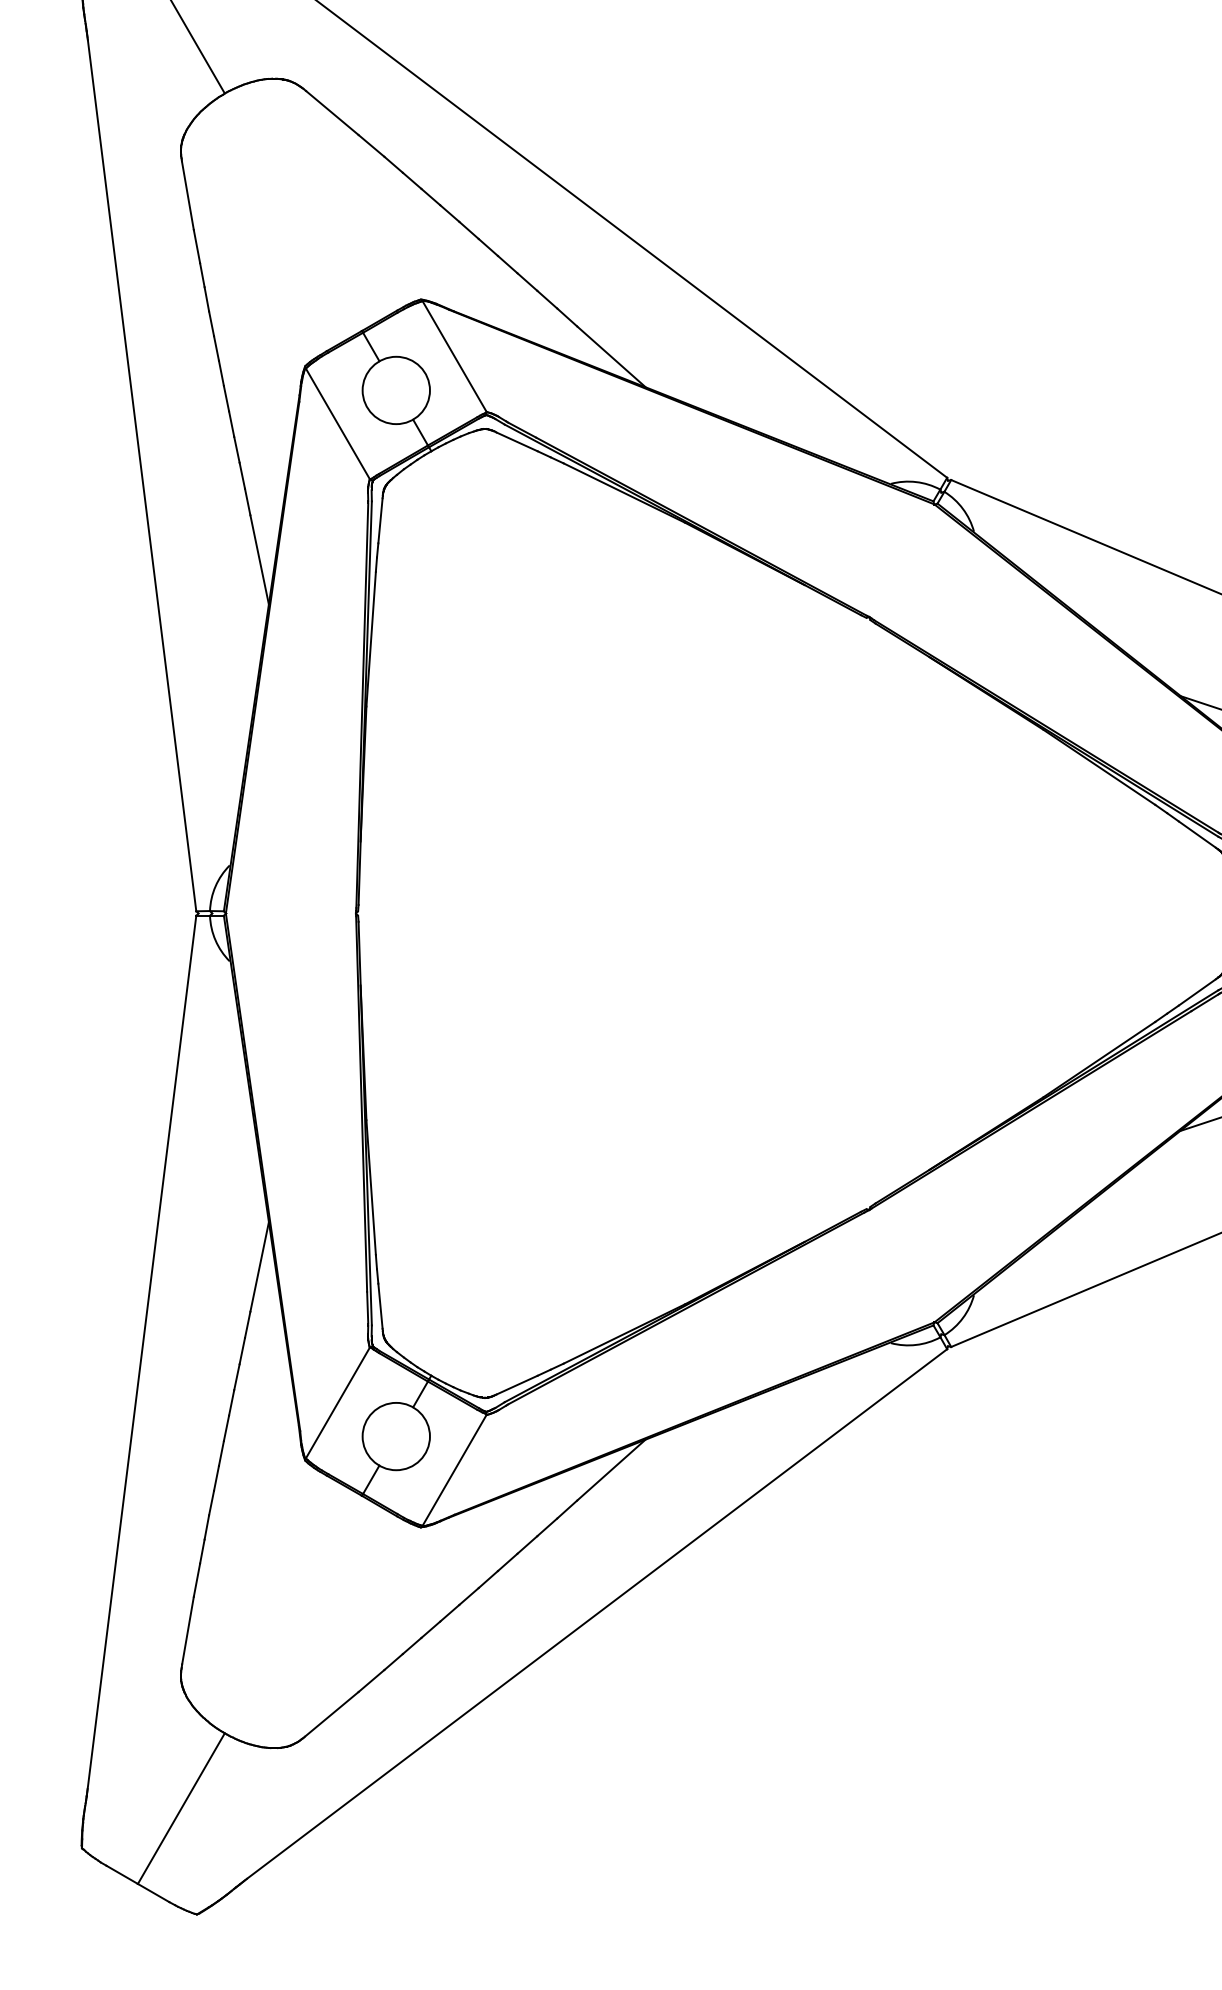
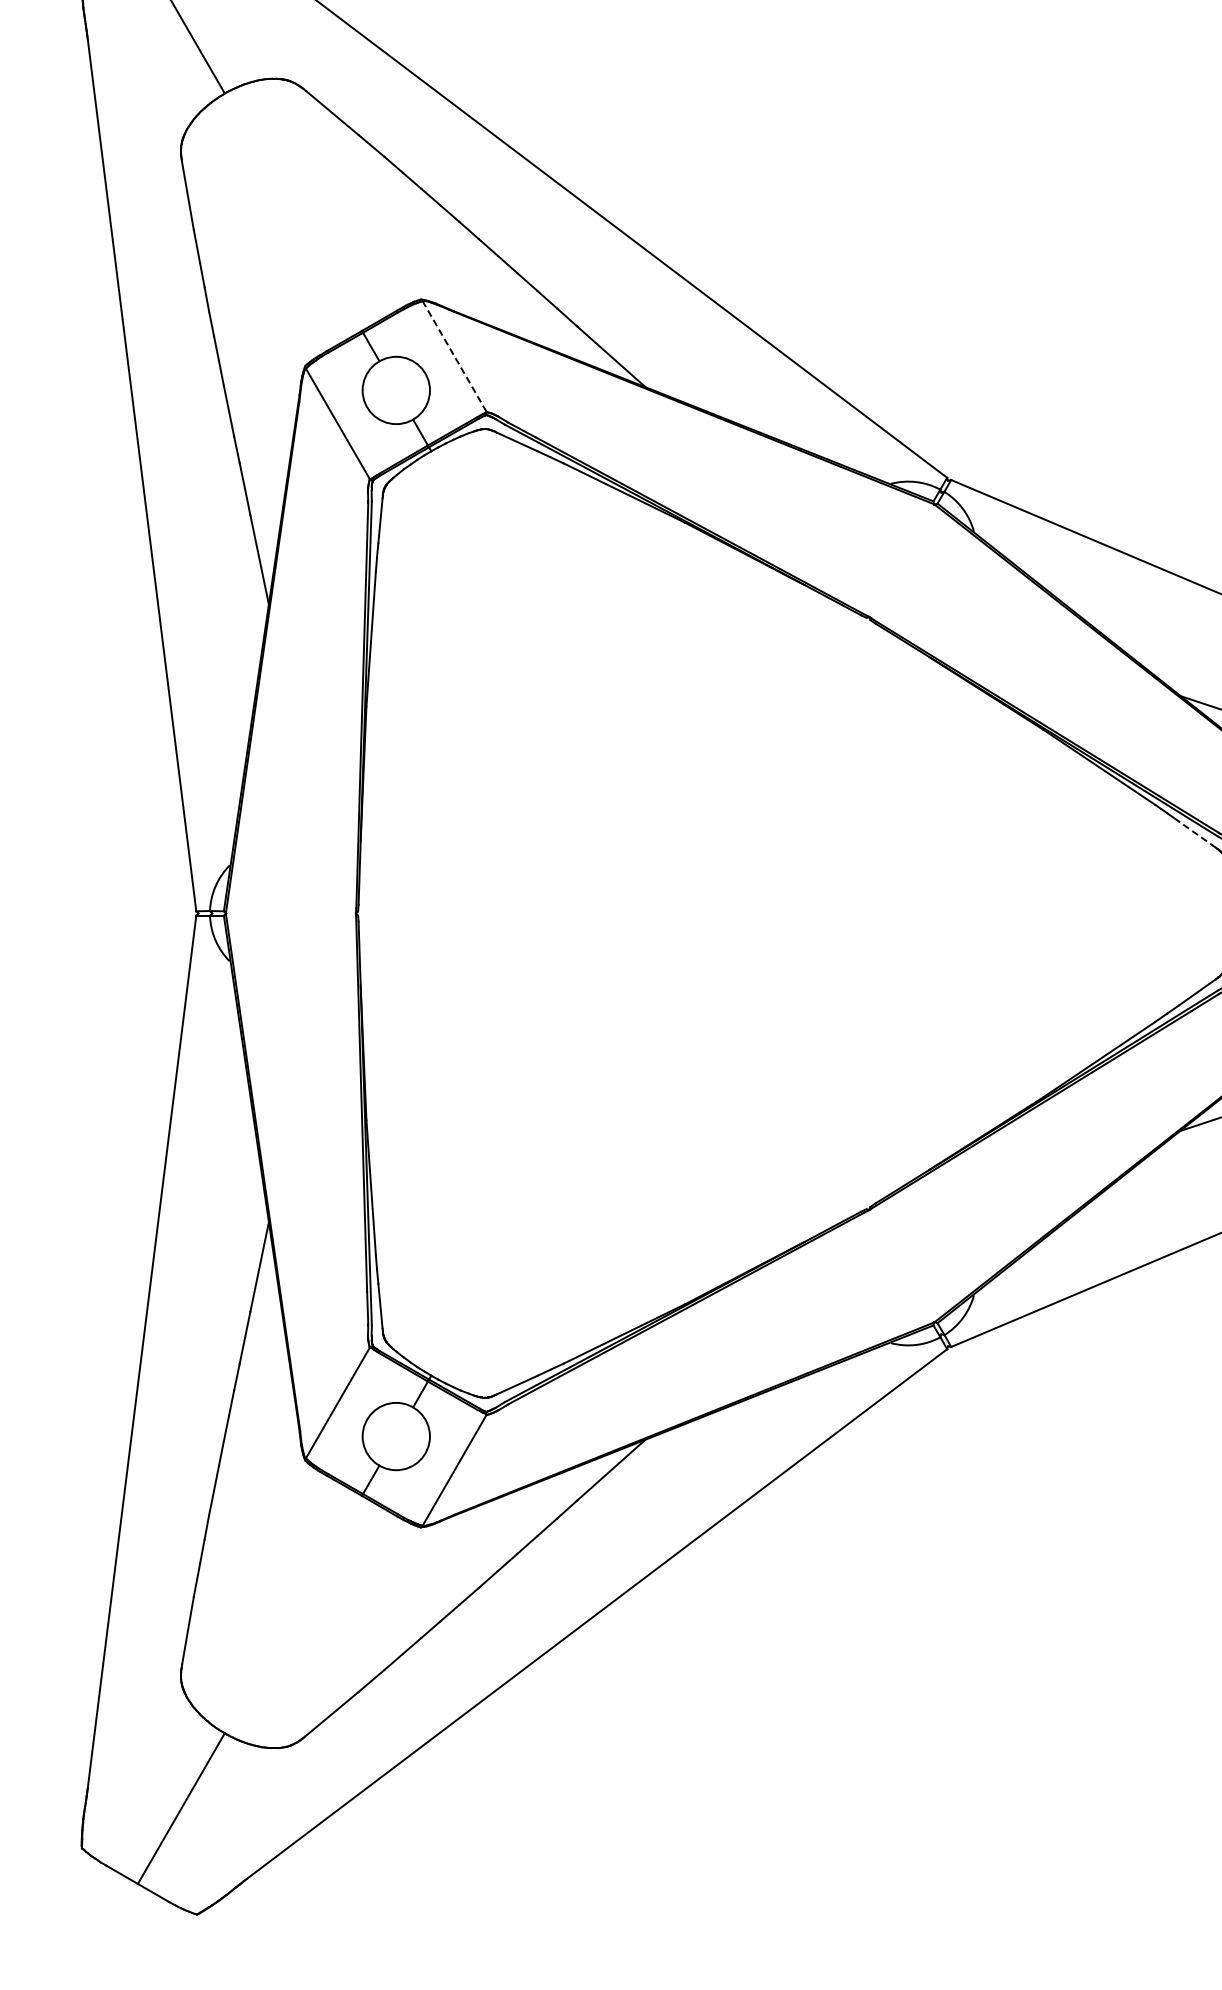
line: solid -> dashed (454, 356)
line: solid -> dashed (1197, 834)
